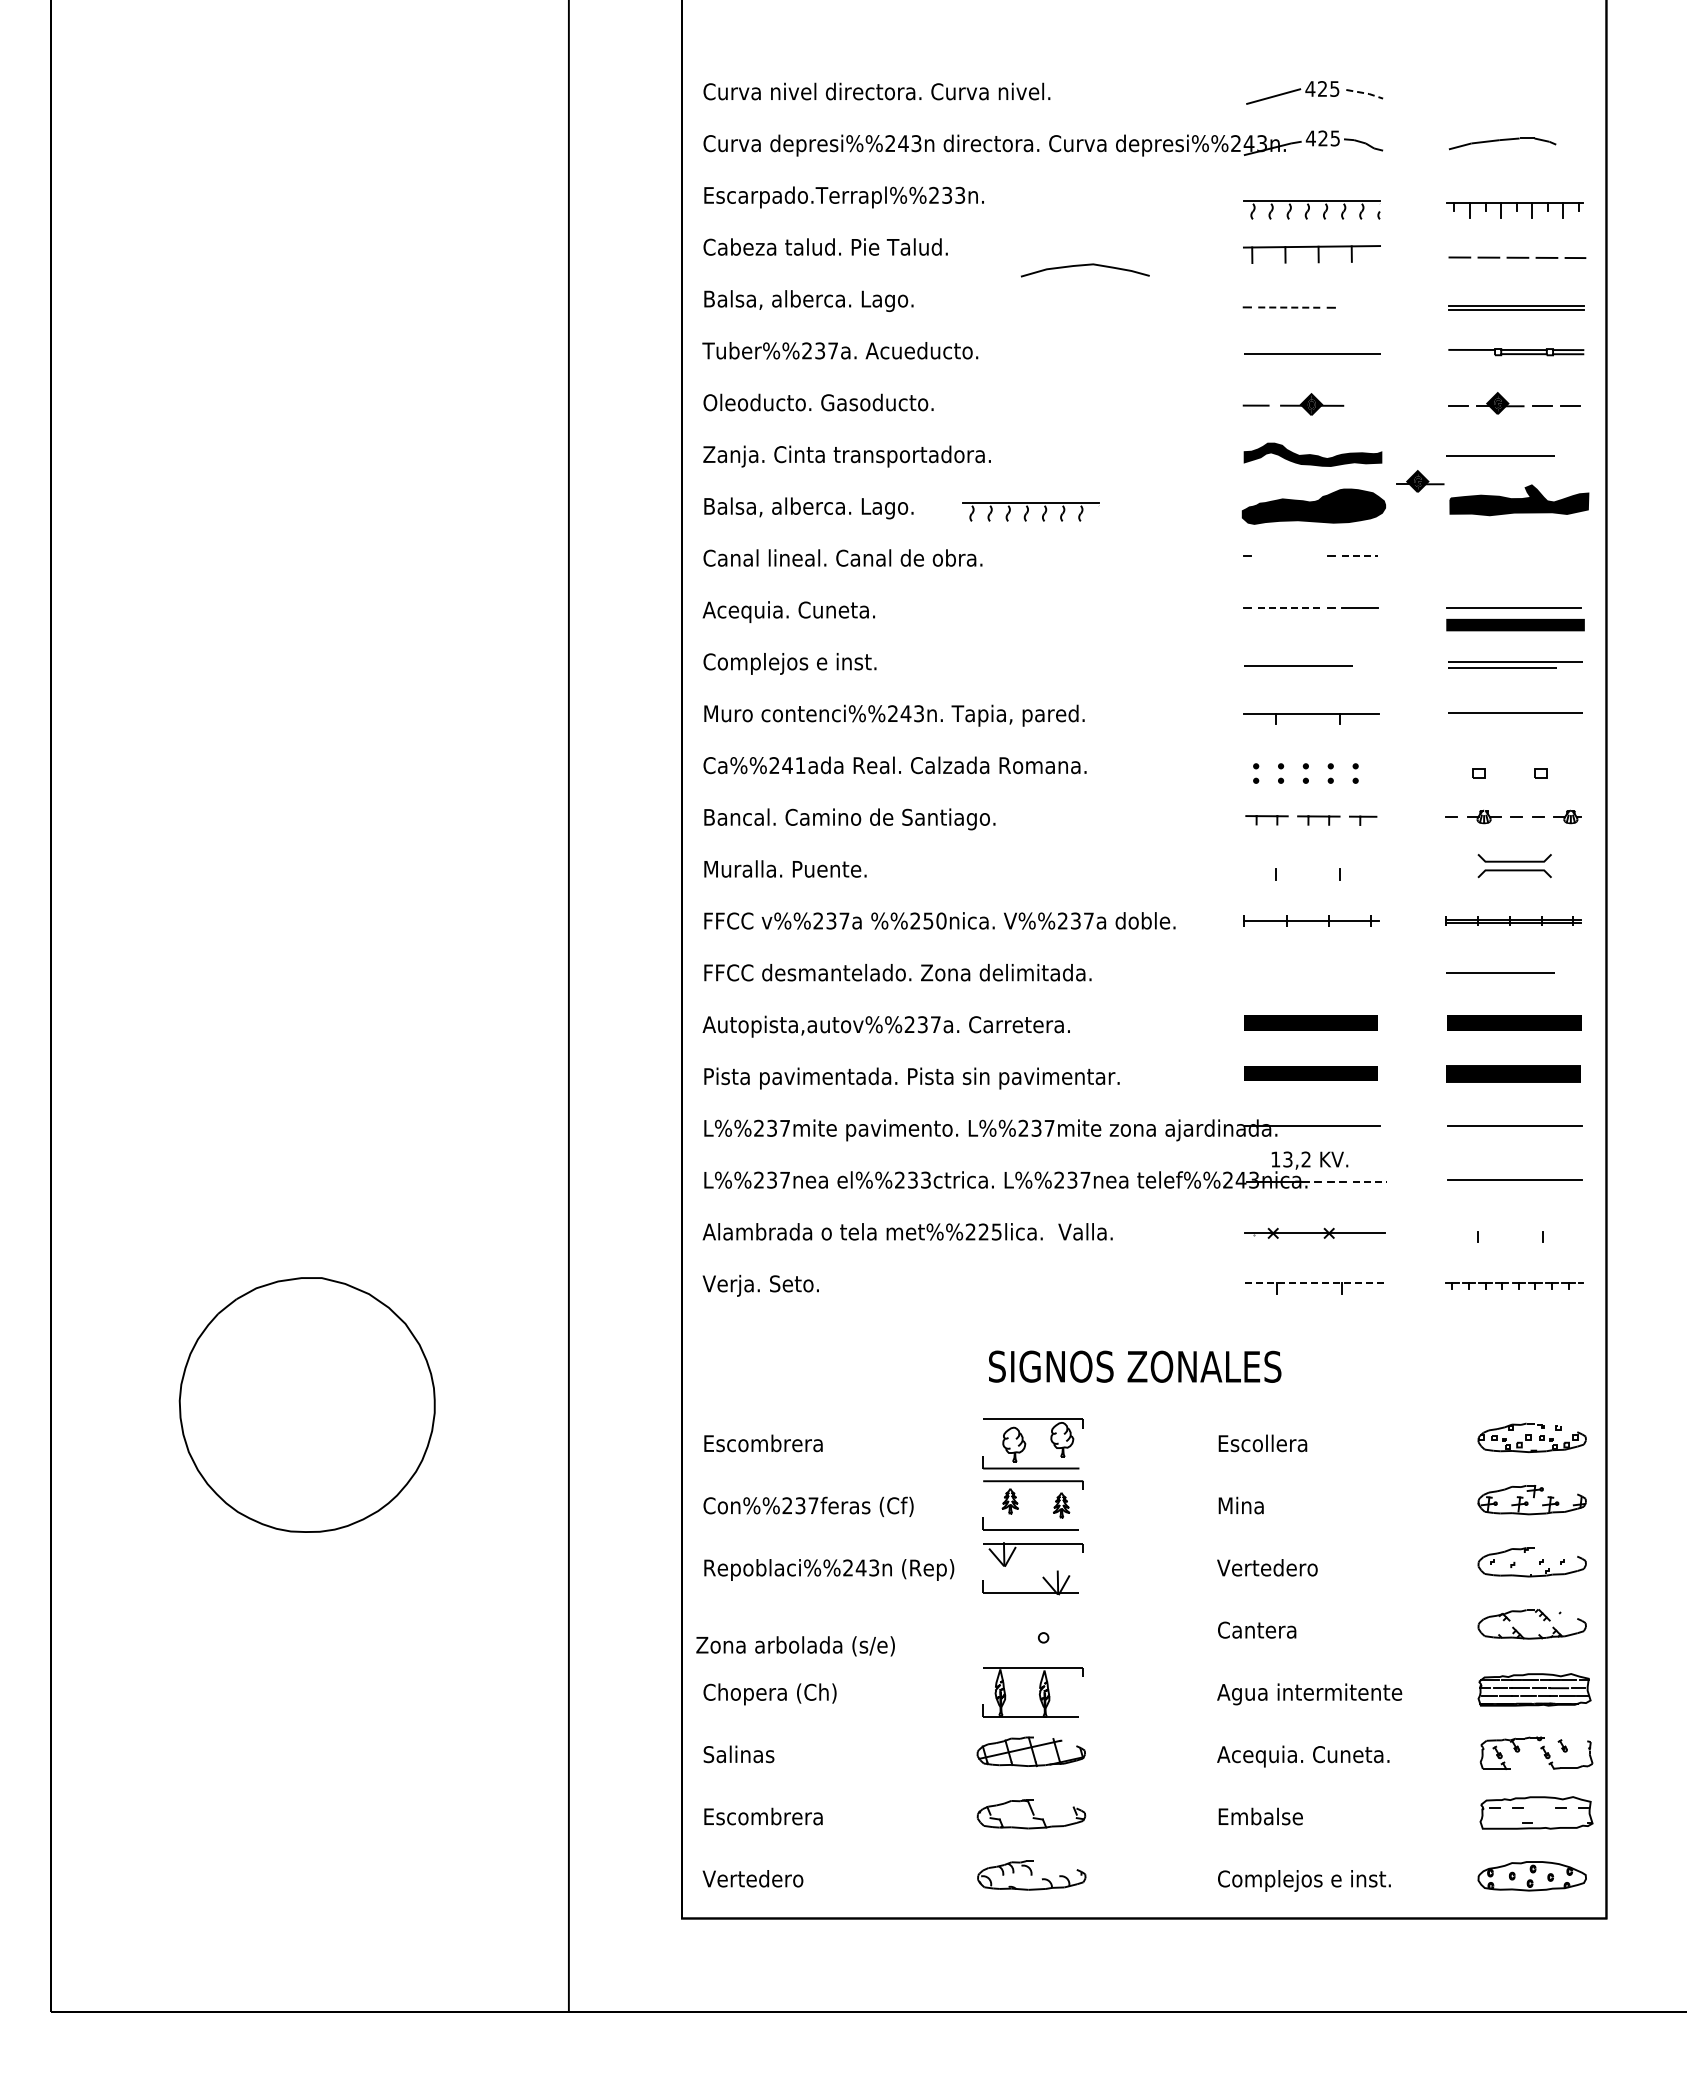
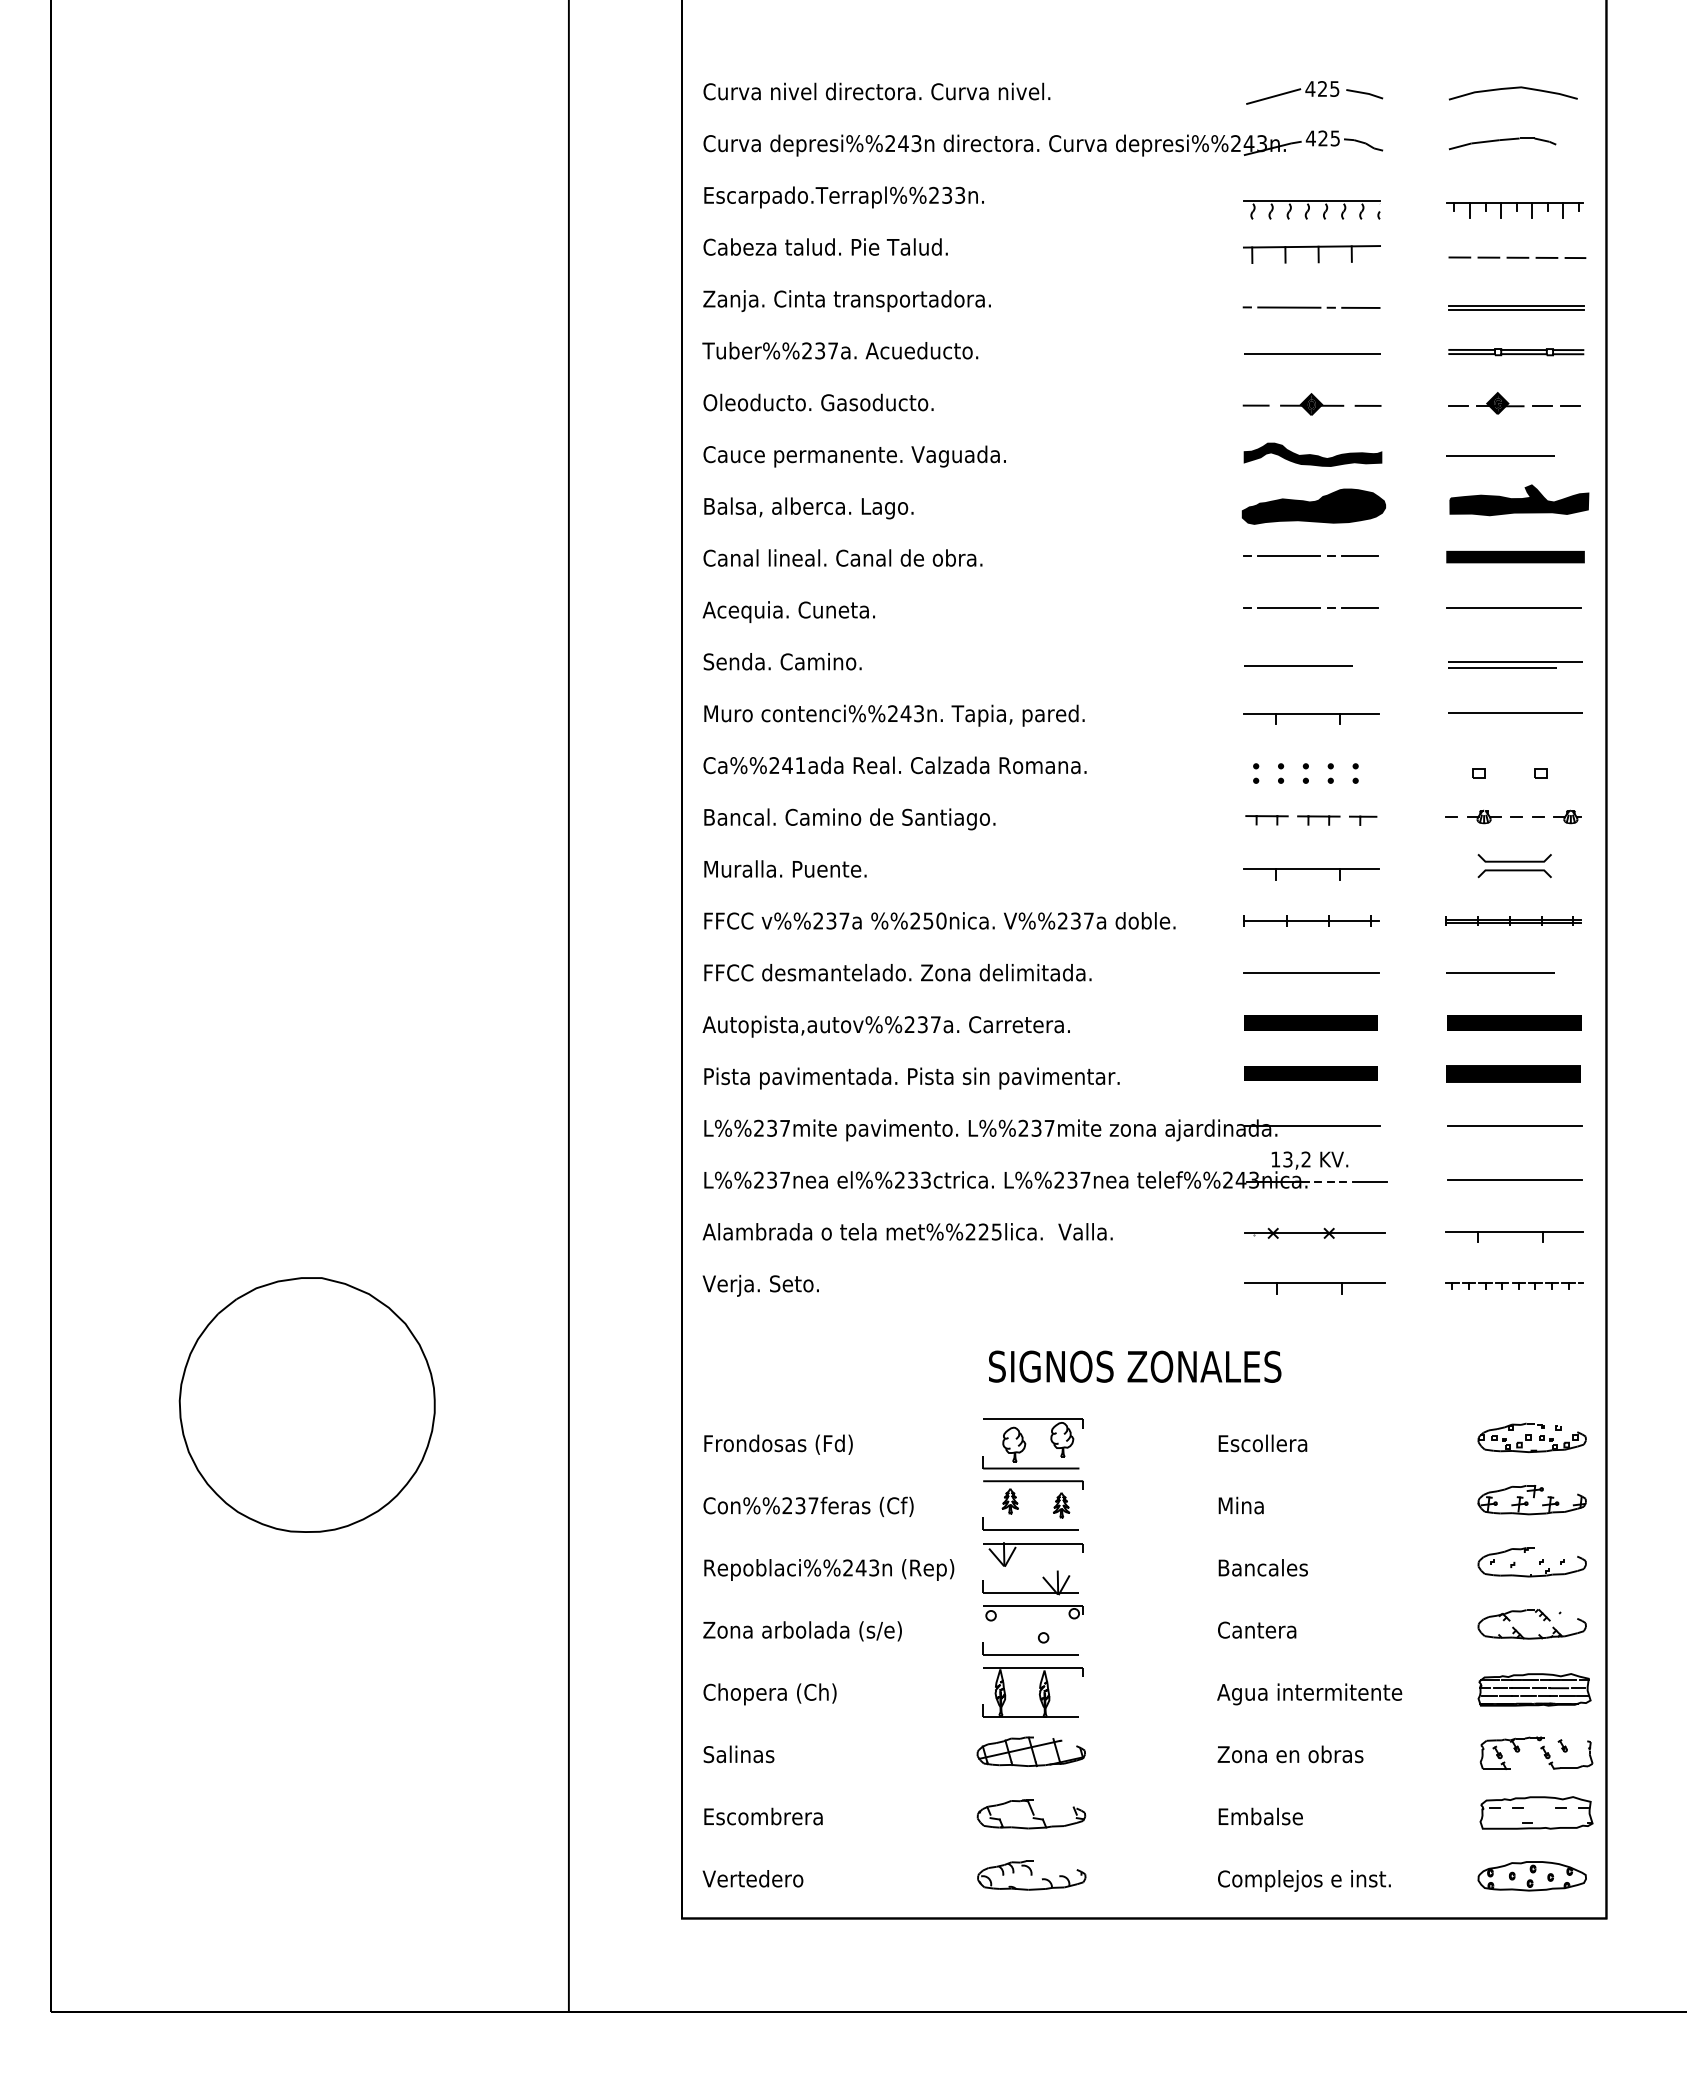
line: dashed -> solid (1365, 93)
curve position: (1083, 266) -> (1511, 89) (1511, 89)
text: Balsa, alberca. Lago. -> Zanja. Cinta transportadora. (846, 301)
line: dashed -> solid (1289, 307)
line: none -> present (1360, 307)
line: none -> present (1471, 354)
line: none -> present (1367, 405)
text: Zanja. Cinta transportadora. -> Cauce permanente. Vaguada. (854, 456)
part: present -> none (1420, 481)
part: present -> none (1030, 511)
line: none -> present (1289, 556)
line: dashed -> solid (1360, 556)
line: dashed -> solid (1289, 608)
part position: (1515, 624) -> (1515, 556) (1515, 556)
text: Complejos e inst. -> Senda. Camino. (789, 663)
line: none -> present (1310, 869)
line: none -> present (1310, 972)
line: dashed -> solid (1370, 1181)
line: none -> present (1514, 1231)
line: dashed -> solid (1315, 1283)
text: Escombrera -> Frondosas (Fd) (779, 1444)
text: Vertedero -> Bancales (1267, 1567)
part: none -> present (1032, 1606)
text position: (795, 1646) -> (802, 1631) (802, 1631)
text: Acequia. Cuneta. -> Zona en obras (1303, 1756)
